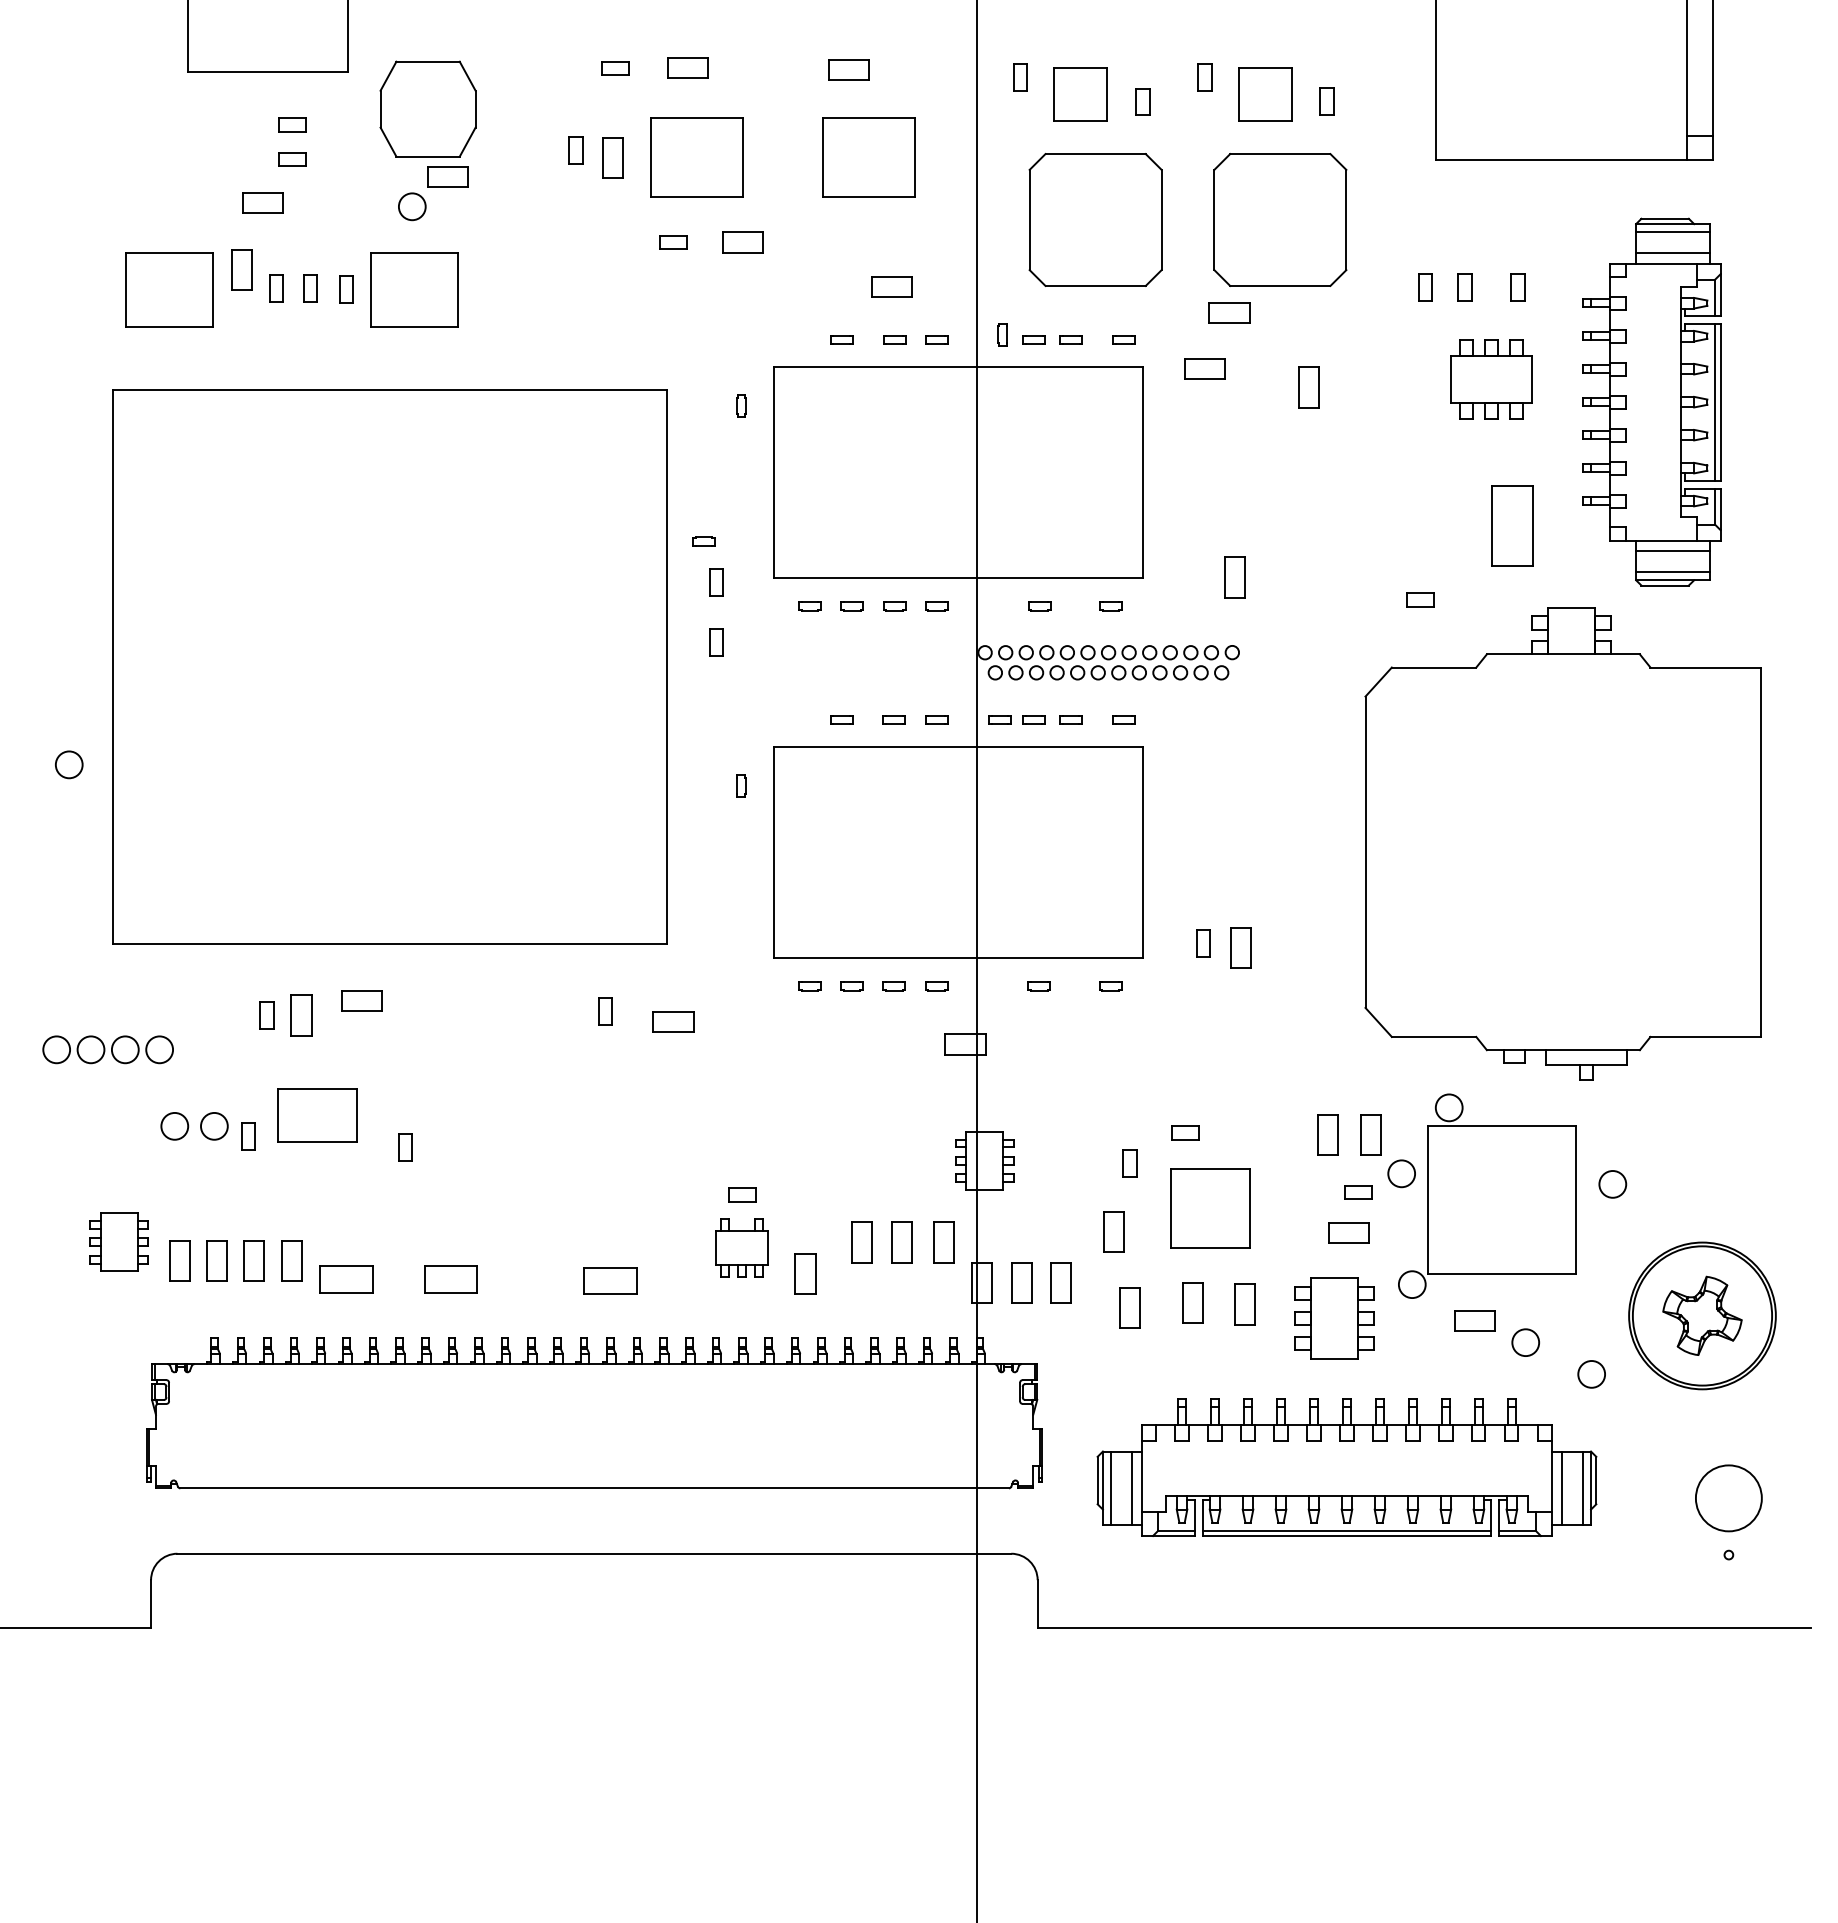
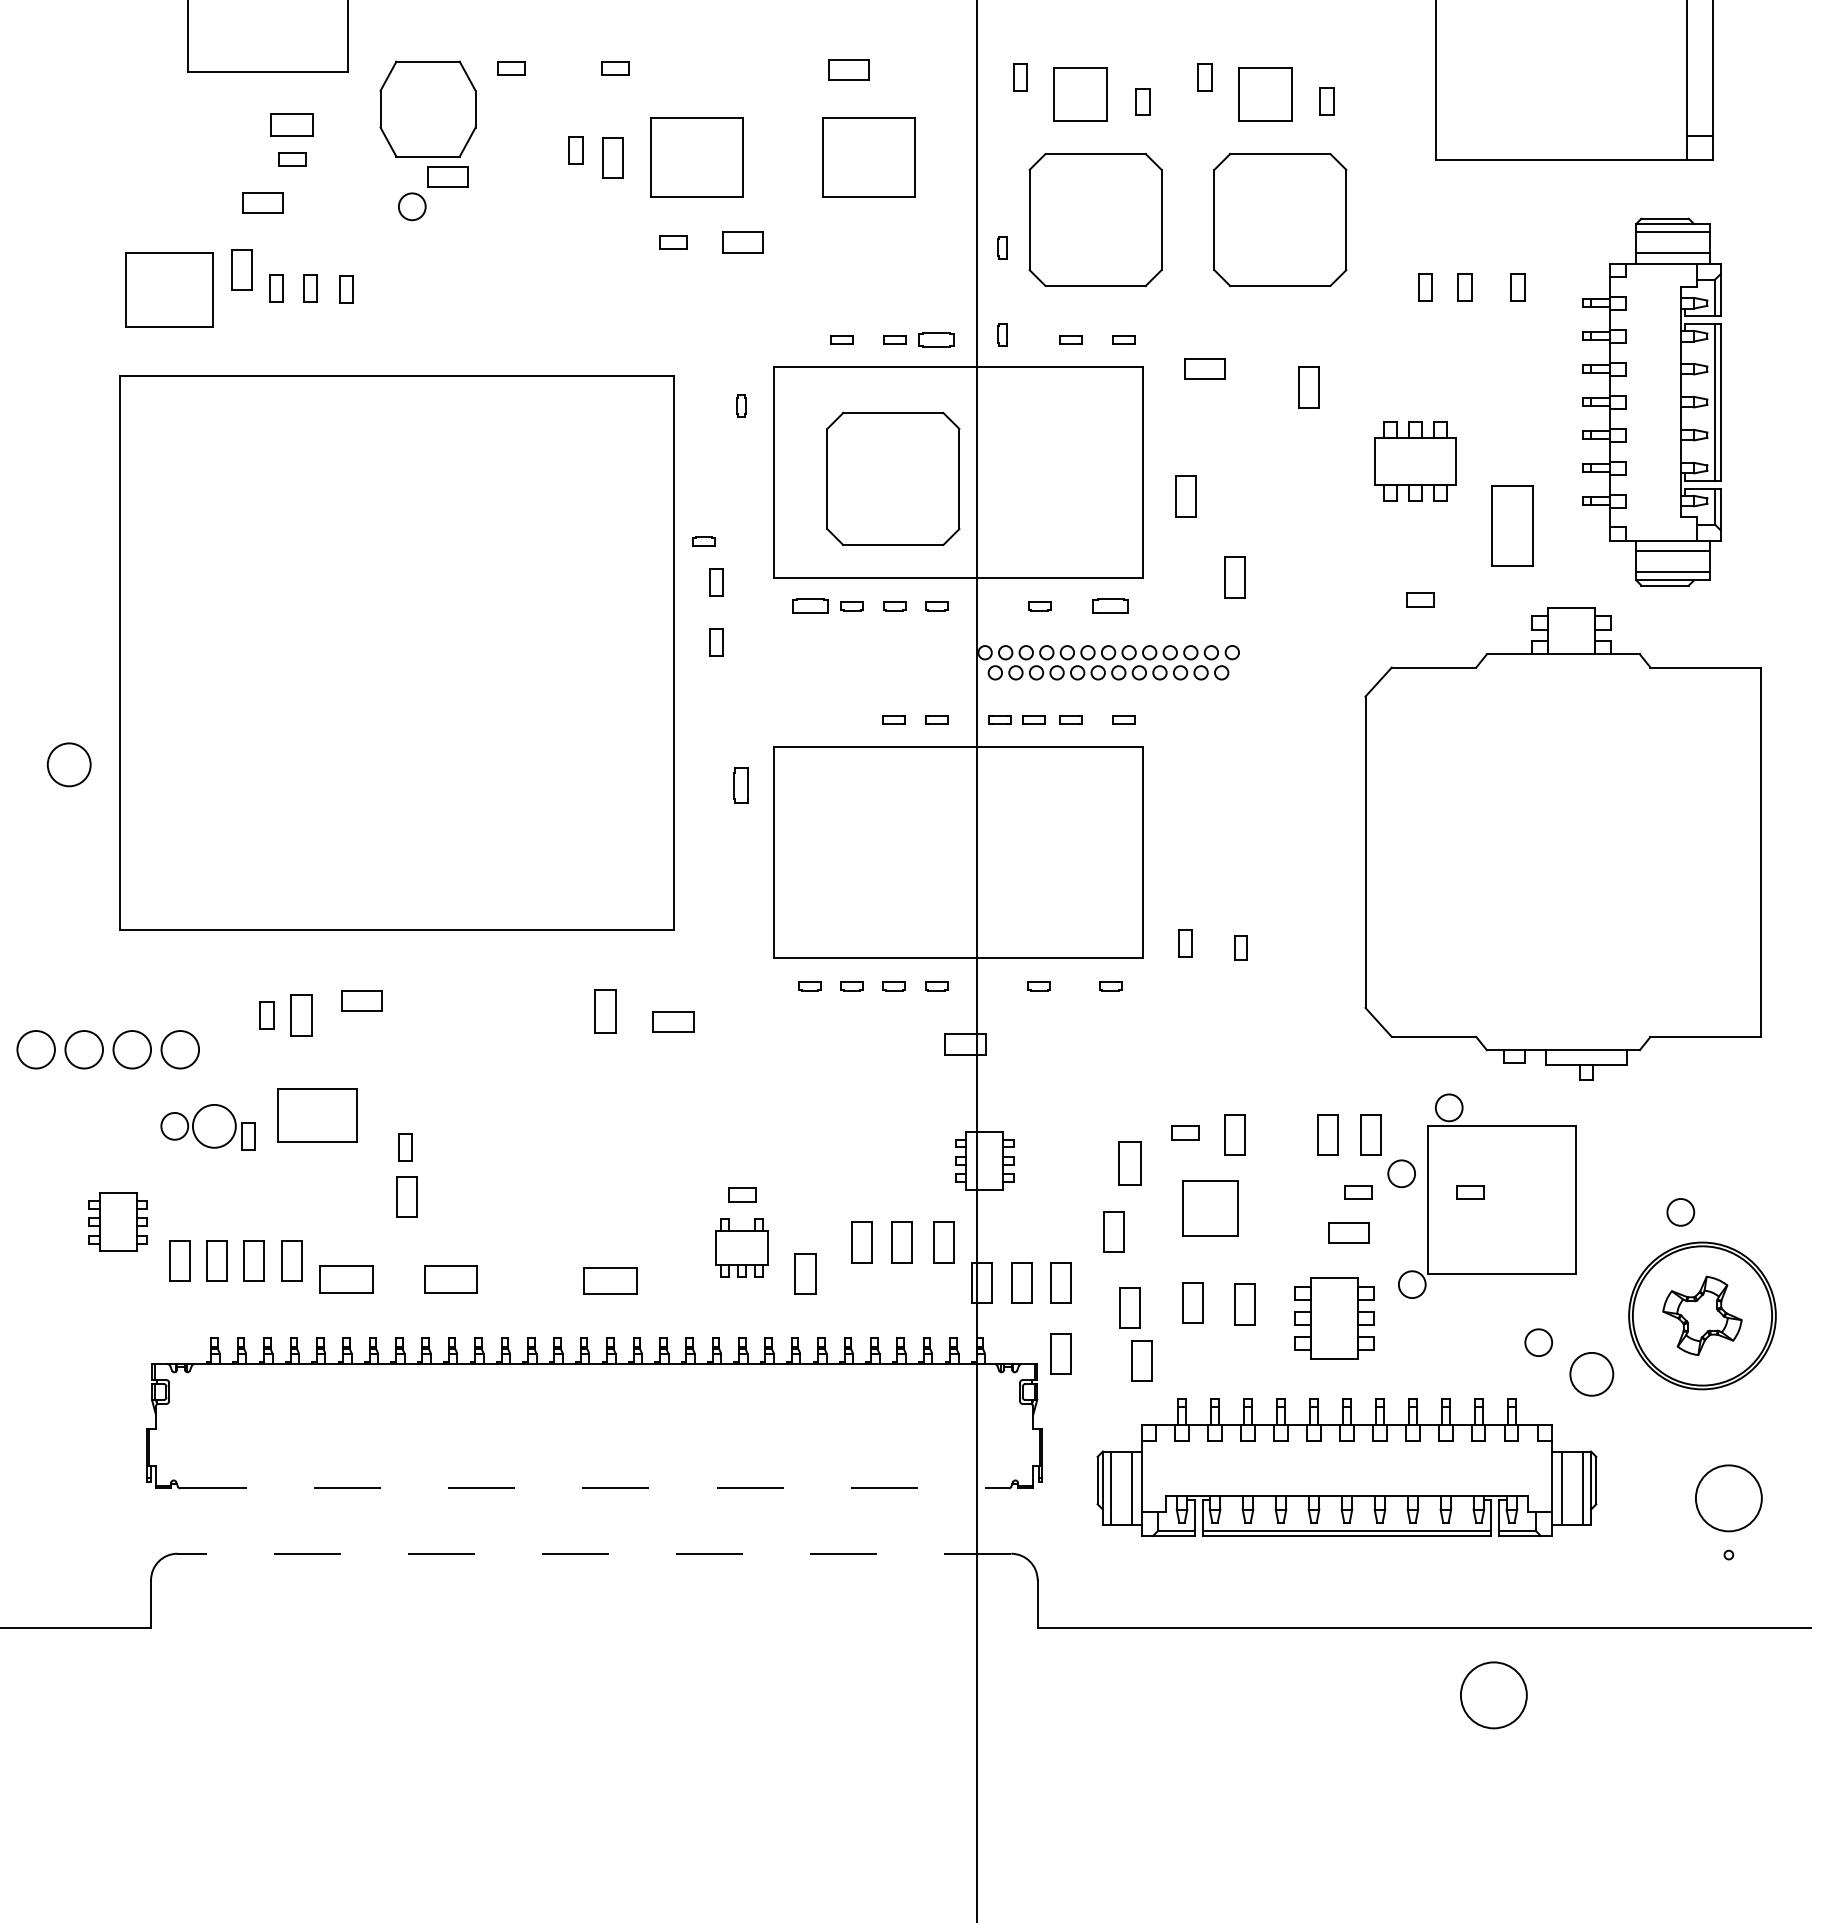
part: present -> none (687, 67)
part: none -> present (511, 68)
part size: 29x16 px -> 44x24 px (291, 124)
part: none -> present (1002, 247)
part: present -> none (891, 286)
part: present -> none (414, 289)
part: present -> none (1229, 312)
part size: 24x10 px -> 37x16 px (936, 339)
part: present -> none (1033, 339)
part position: (1491, 379) -> (1415, 461) (1415, 461)
part: none -> present (893, 478)
part: none -> present (1185, 496)
part size: 24x11 px -> 37x16 px (810, 605)
part size: 24x11 px -> 37x16 px (1110, 605)
part position: (389, 666) -> (396, 652) (396, 652)
part: present -> none (841, 719)
circle diameter: 27 px -> 43 px (68, 764)
part size: 11x24 px -> 16x37 px (740, 785)
part position: (1203, 943) -> (1185, 943) (1185, 943)
part size: 22x42 px -> 14x26 px (1240, 947)
part size: 15x29 px -> 23x45 px (605, 1011)
part size: 132x30 px -> 184x40 px (107, 1049)
circle diameter: 27 px -> 43 px (213, 1125)
part: none -> present (1234, 1134)
part size: 16x29 px -> 24x45 px (1129, 1163)
circle position: (1612, 1184) -> (1680, 1212) (1680, 1212)
part: none -> present (1470, 1192)
part: none -> present (406, 1196)
part size: 81x81 px -> 57x57 px (1210, 1208)
part position: (118, 1241) -> (117, 1221) (117, 1221)
part: present -> none (1474, 1320)
circle position: (1525, 1342) -> (1538, 1342) (1538, 1342)
part: none -> present (1060, 1353)
part: none -> present (1141, 1360)
circle size: 29x29 px -> 46x45 px (1591, 1374)
line: solid -> dashed (595, 1488)
line: solid -> dashed (594, 1553)
circle: none -> present (1493, 1695)
